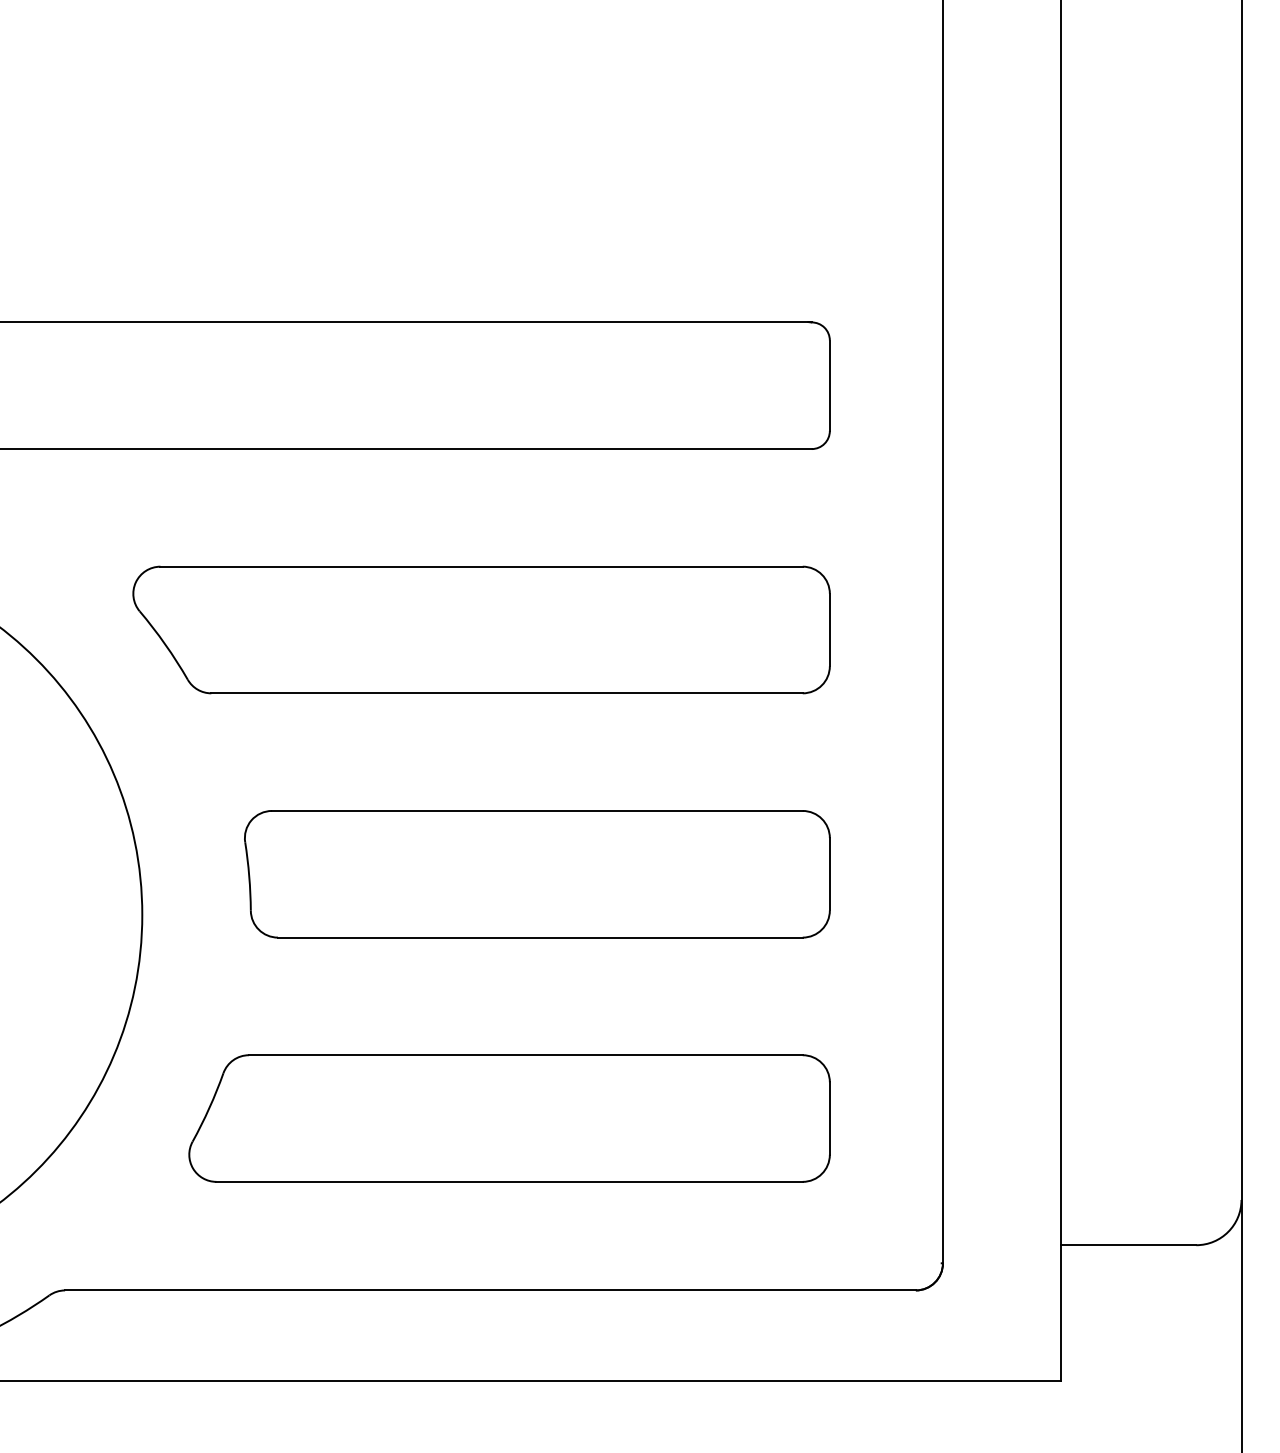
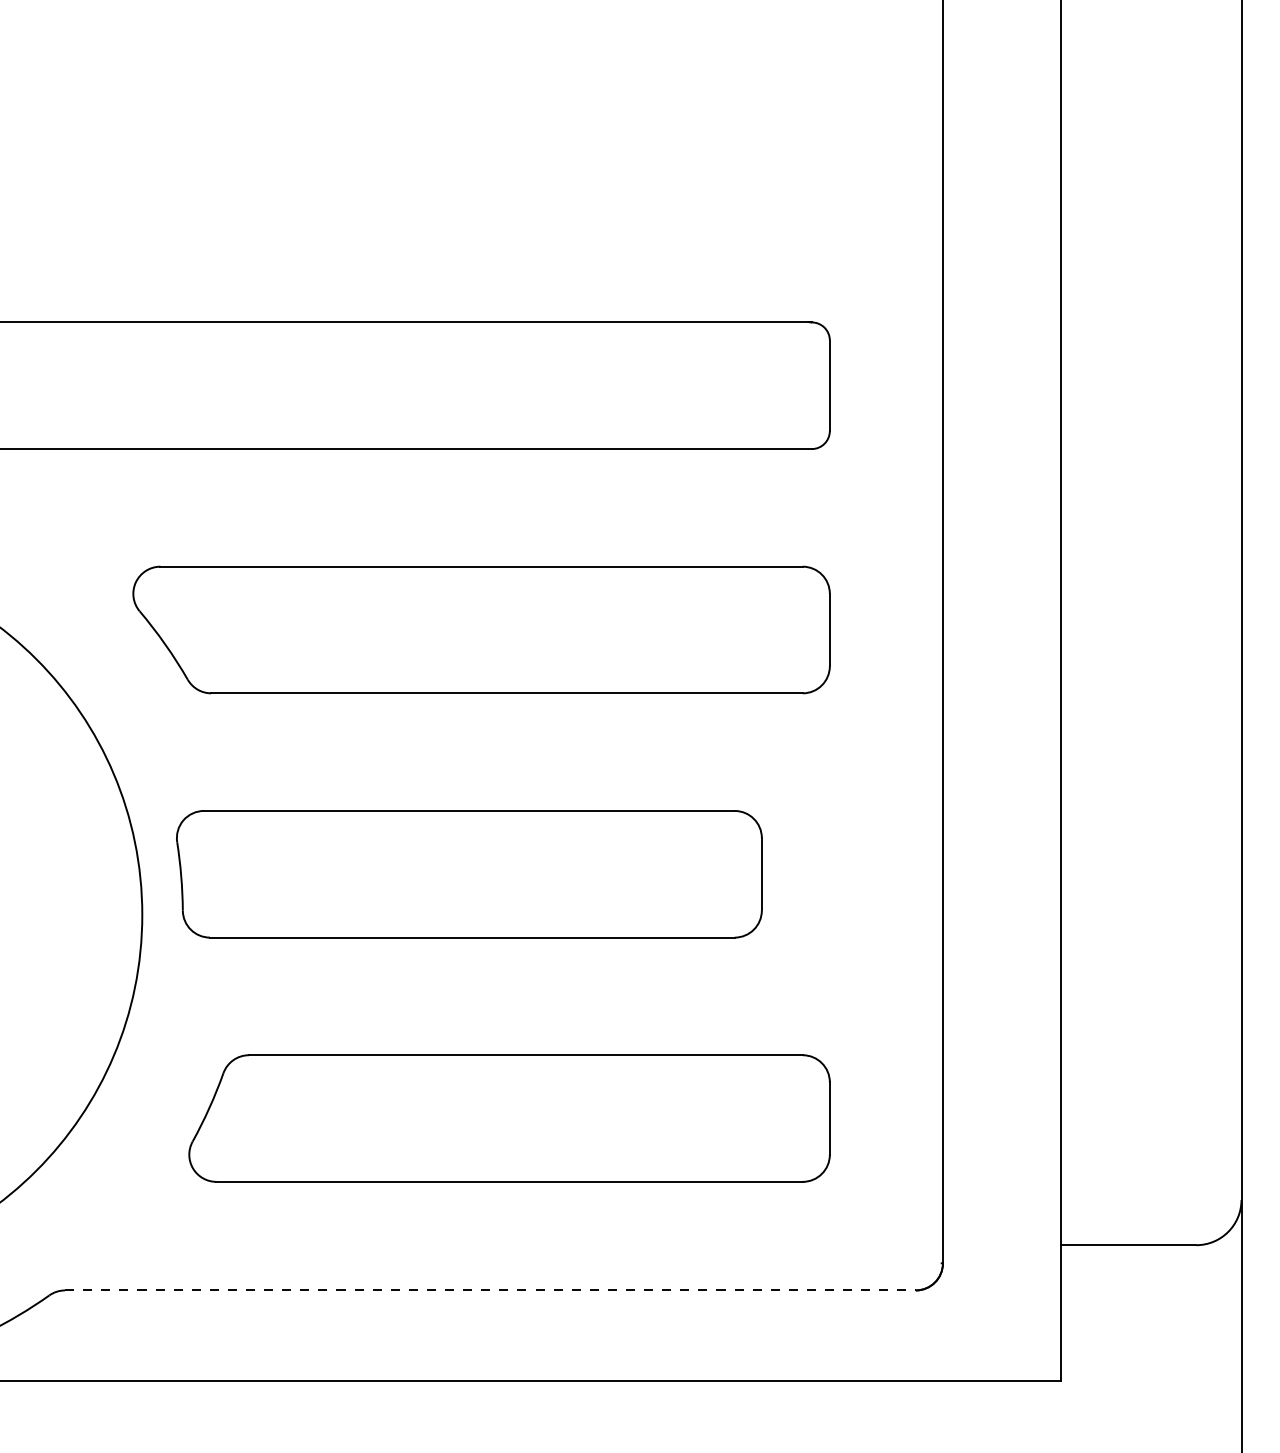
part position: (537, 874) -> (469, 874) (469, 874)
line: solid -> dashed (490, 1290)
